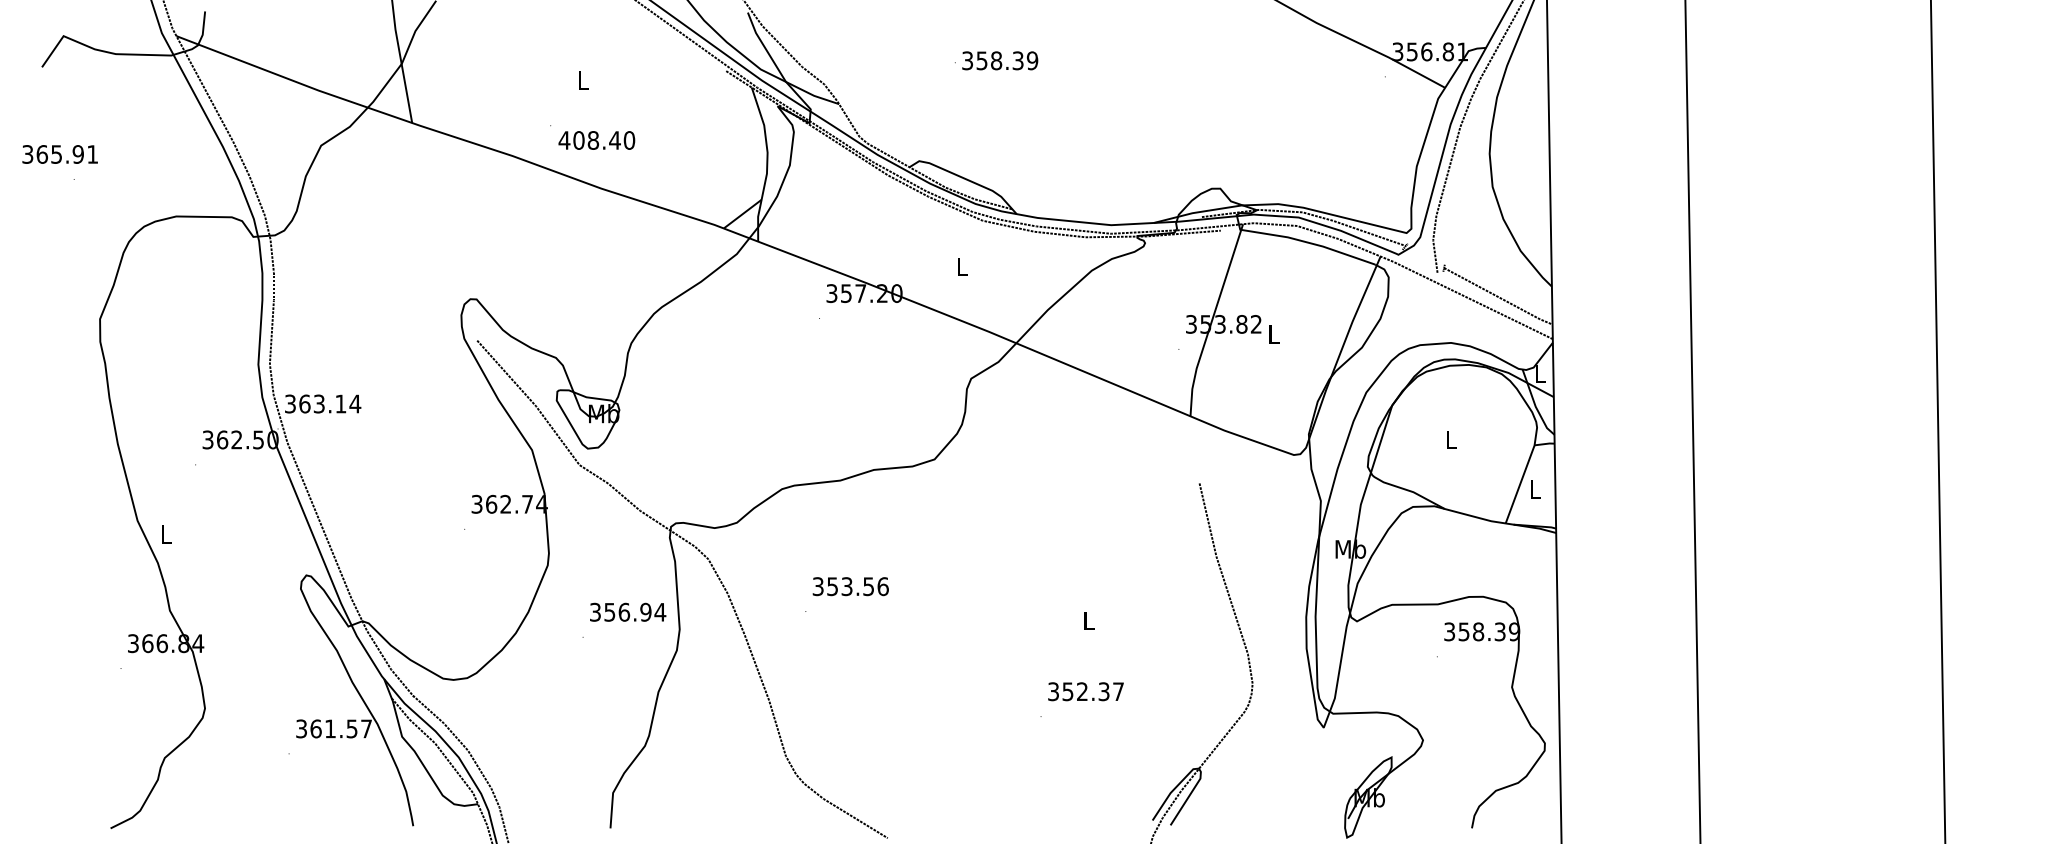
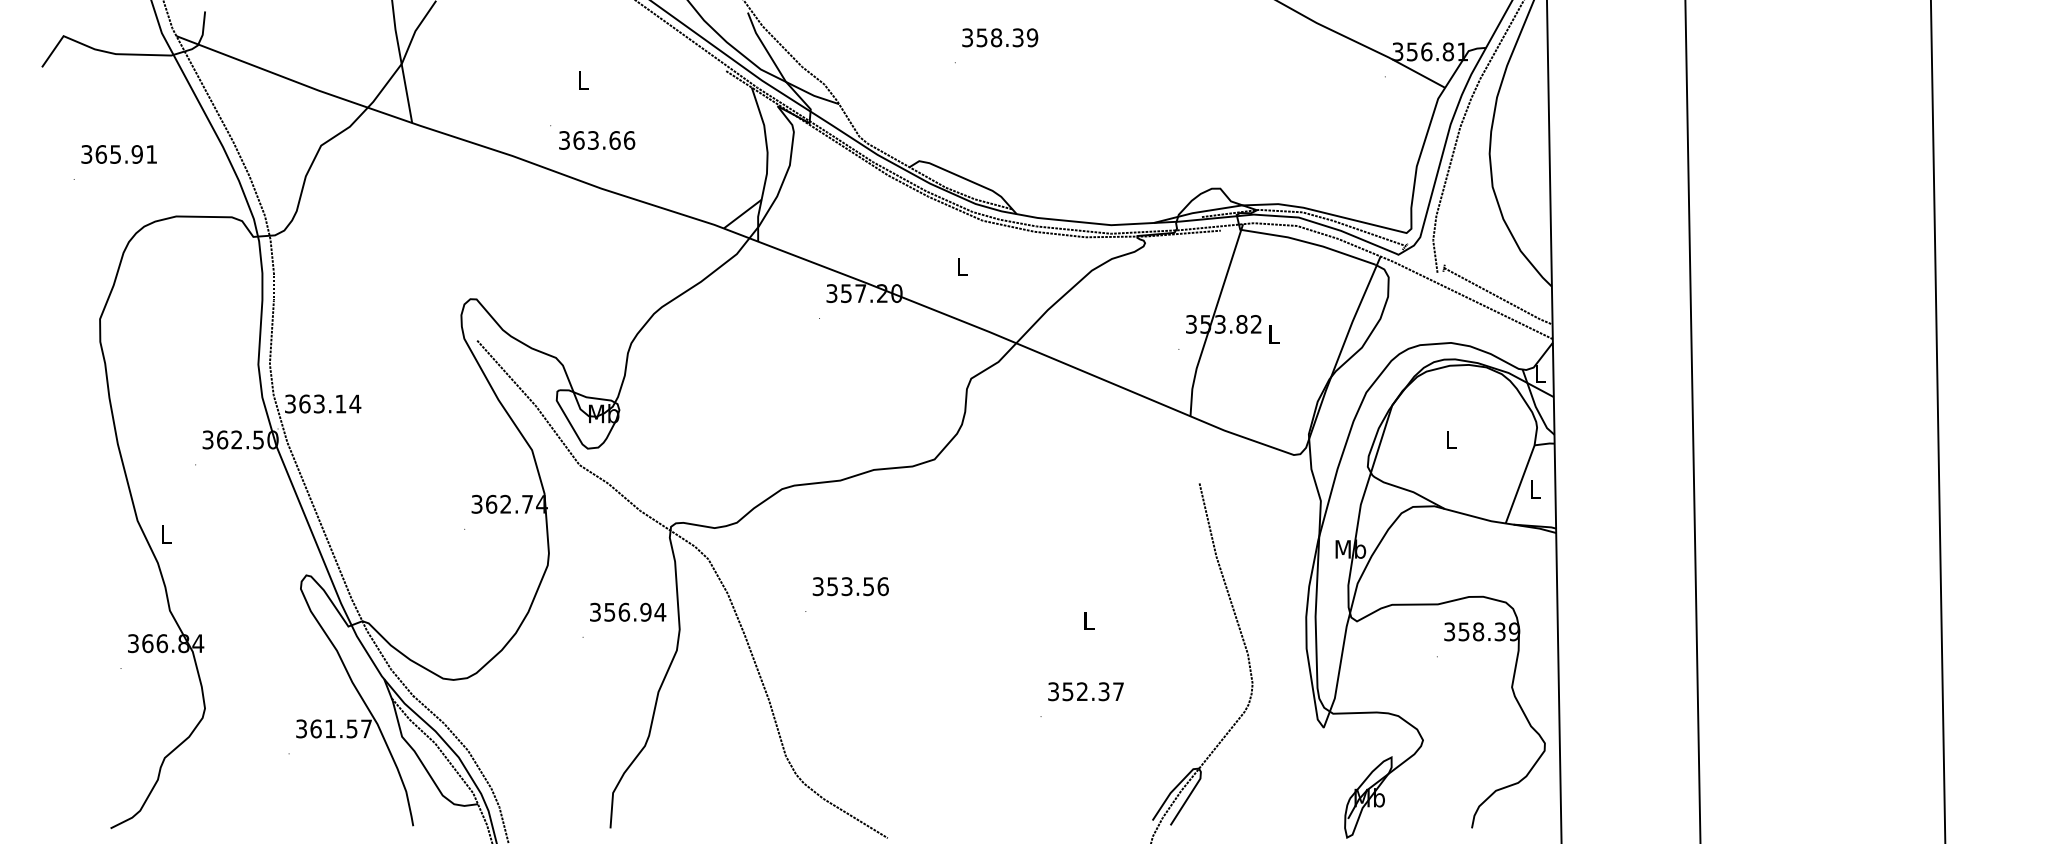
text position: (1000, 60) -> (1000, 37) (1000, 37)
text: 408.40 -> 363.66 (596, 140)
text position: (59, 154) -> (118, 154) (118, 154)
